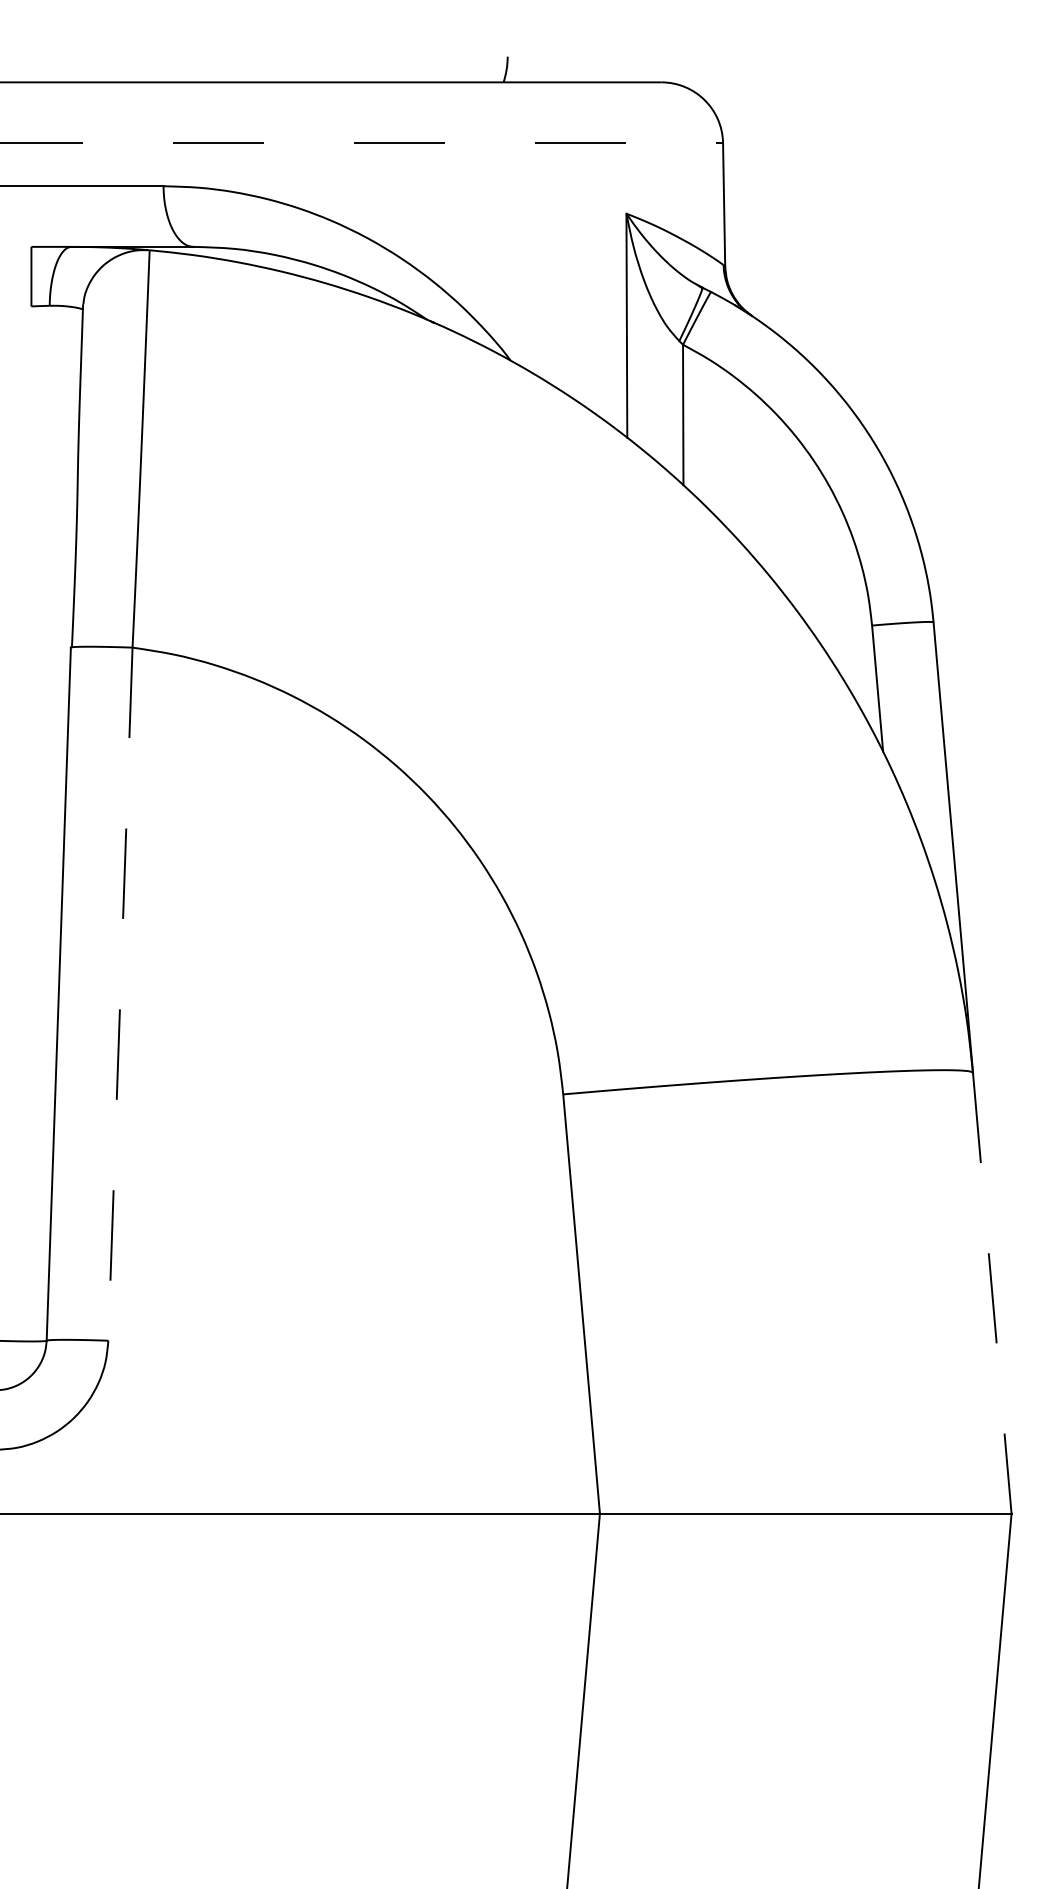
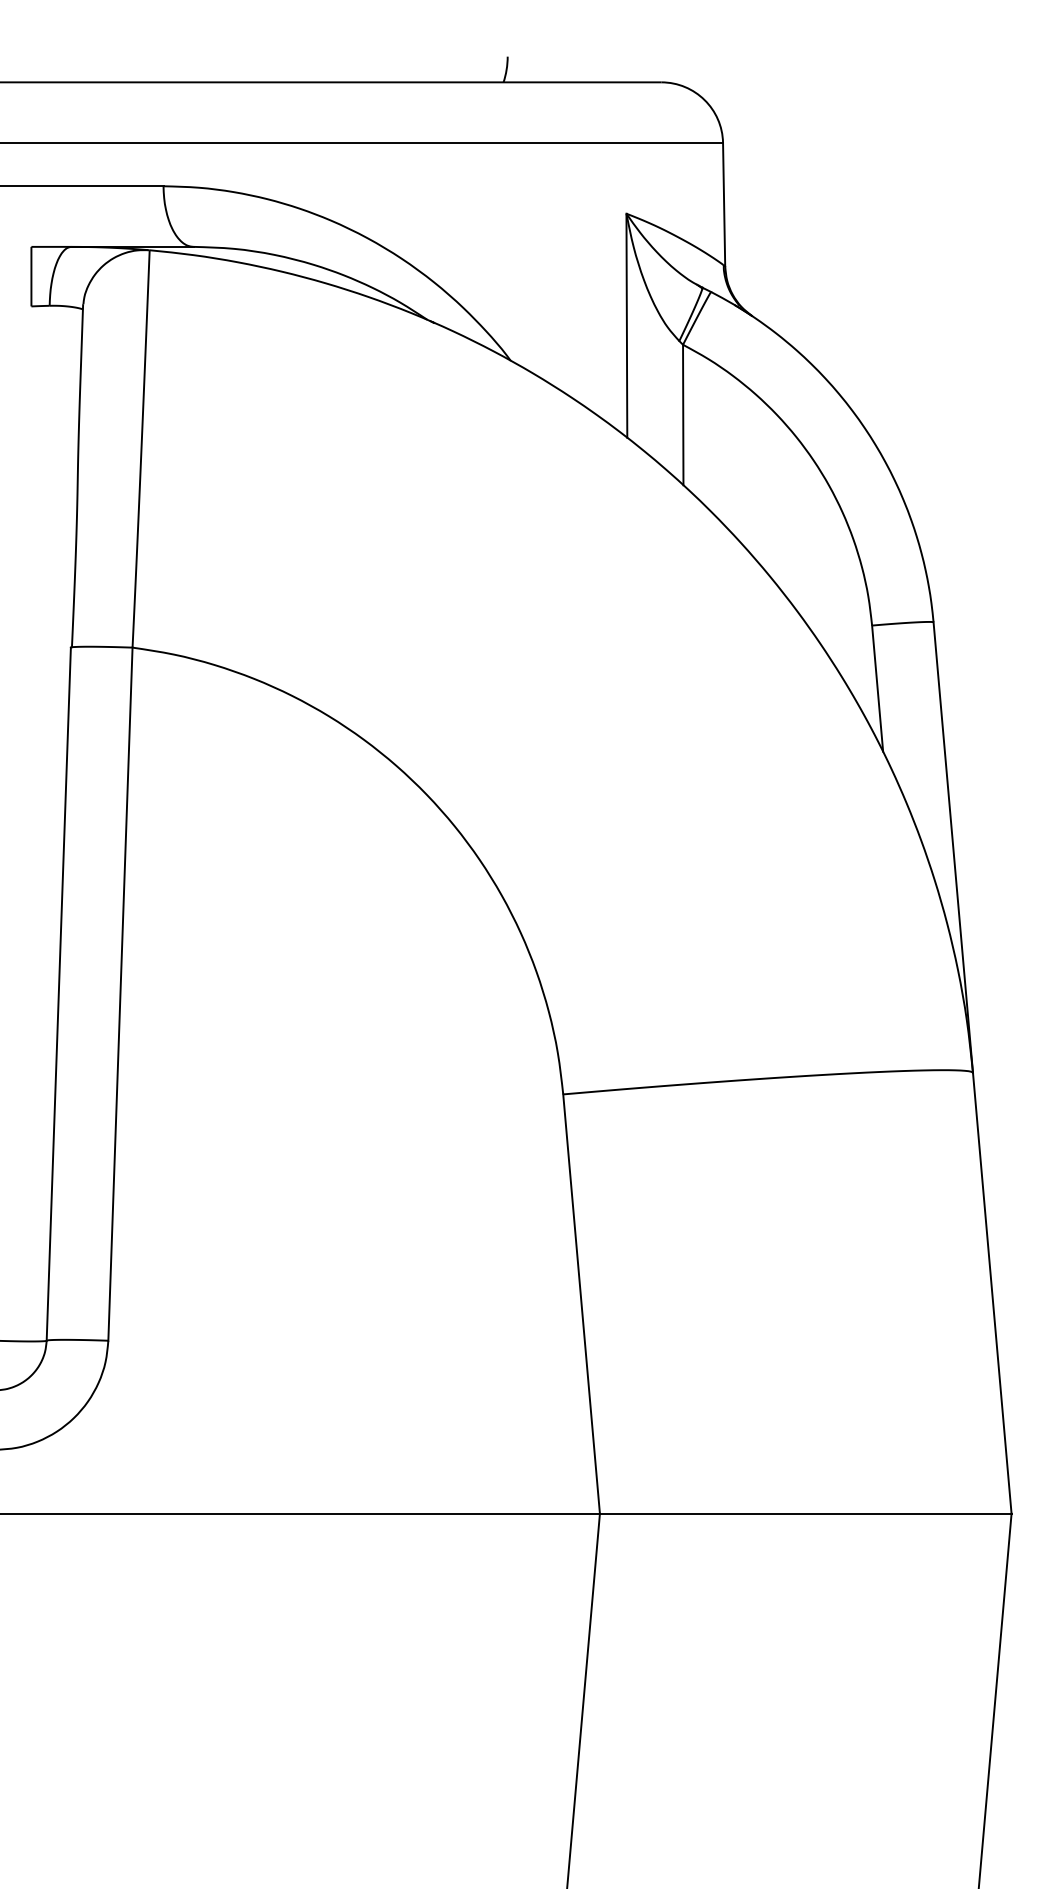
line: dashed -> solid (362, 142)
line: dashed -> solid (120, 994)
line: dashed -> solid (992, 1293)
